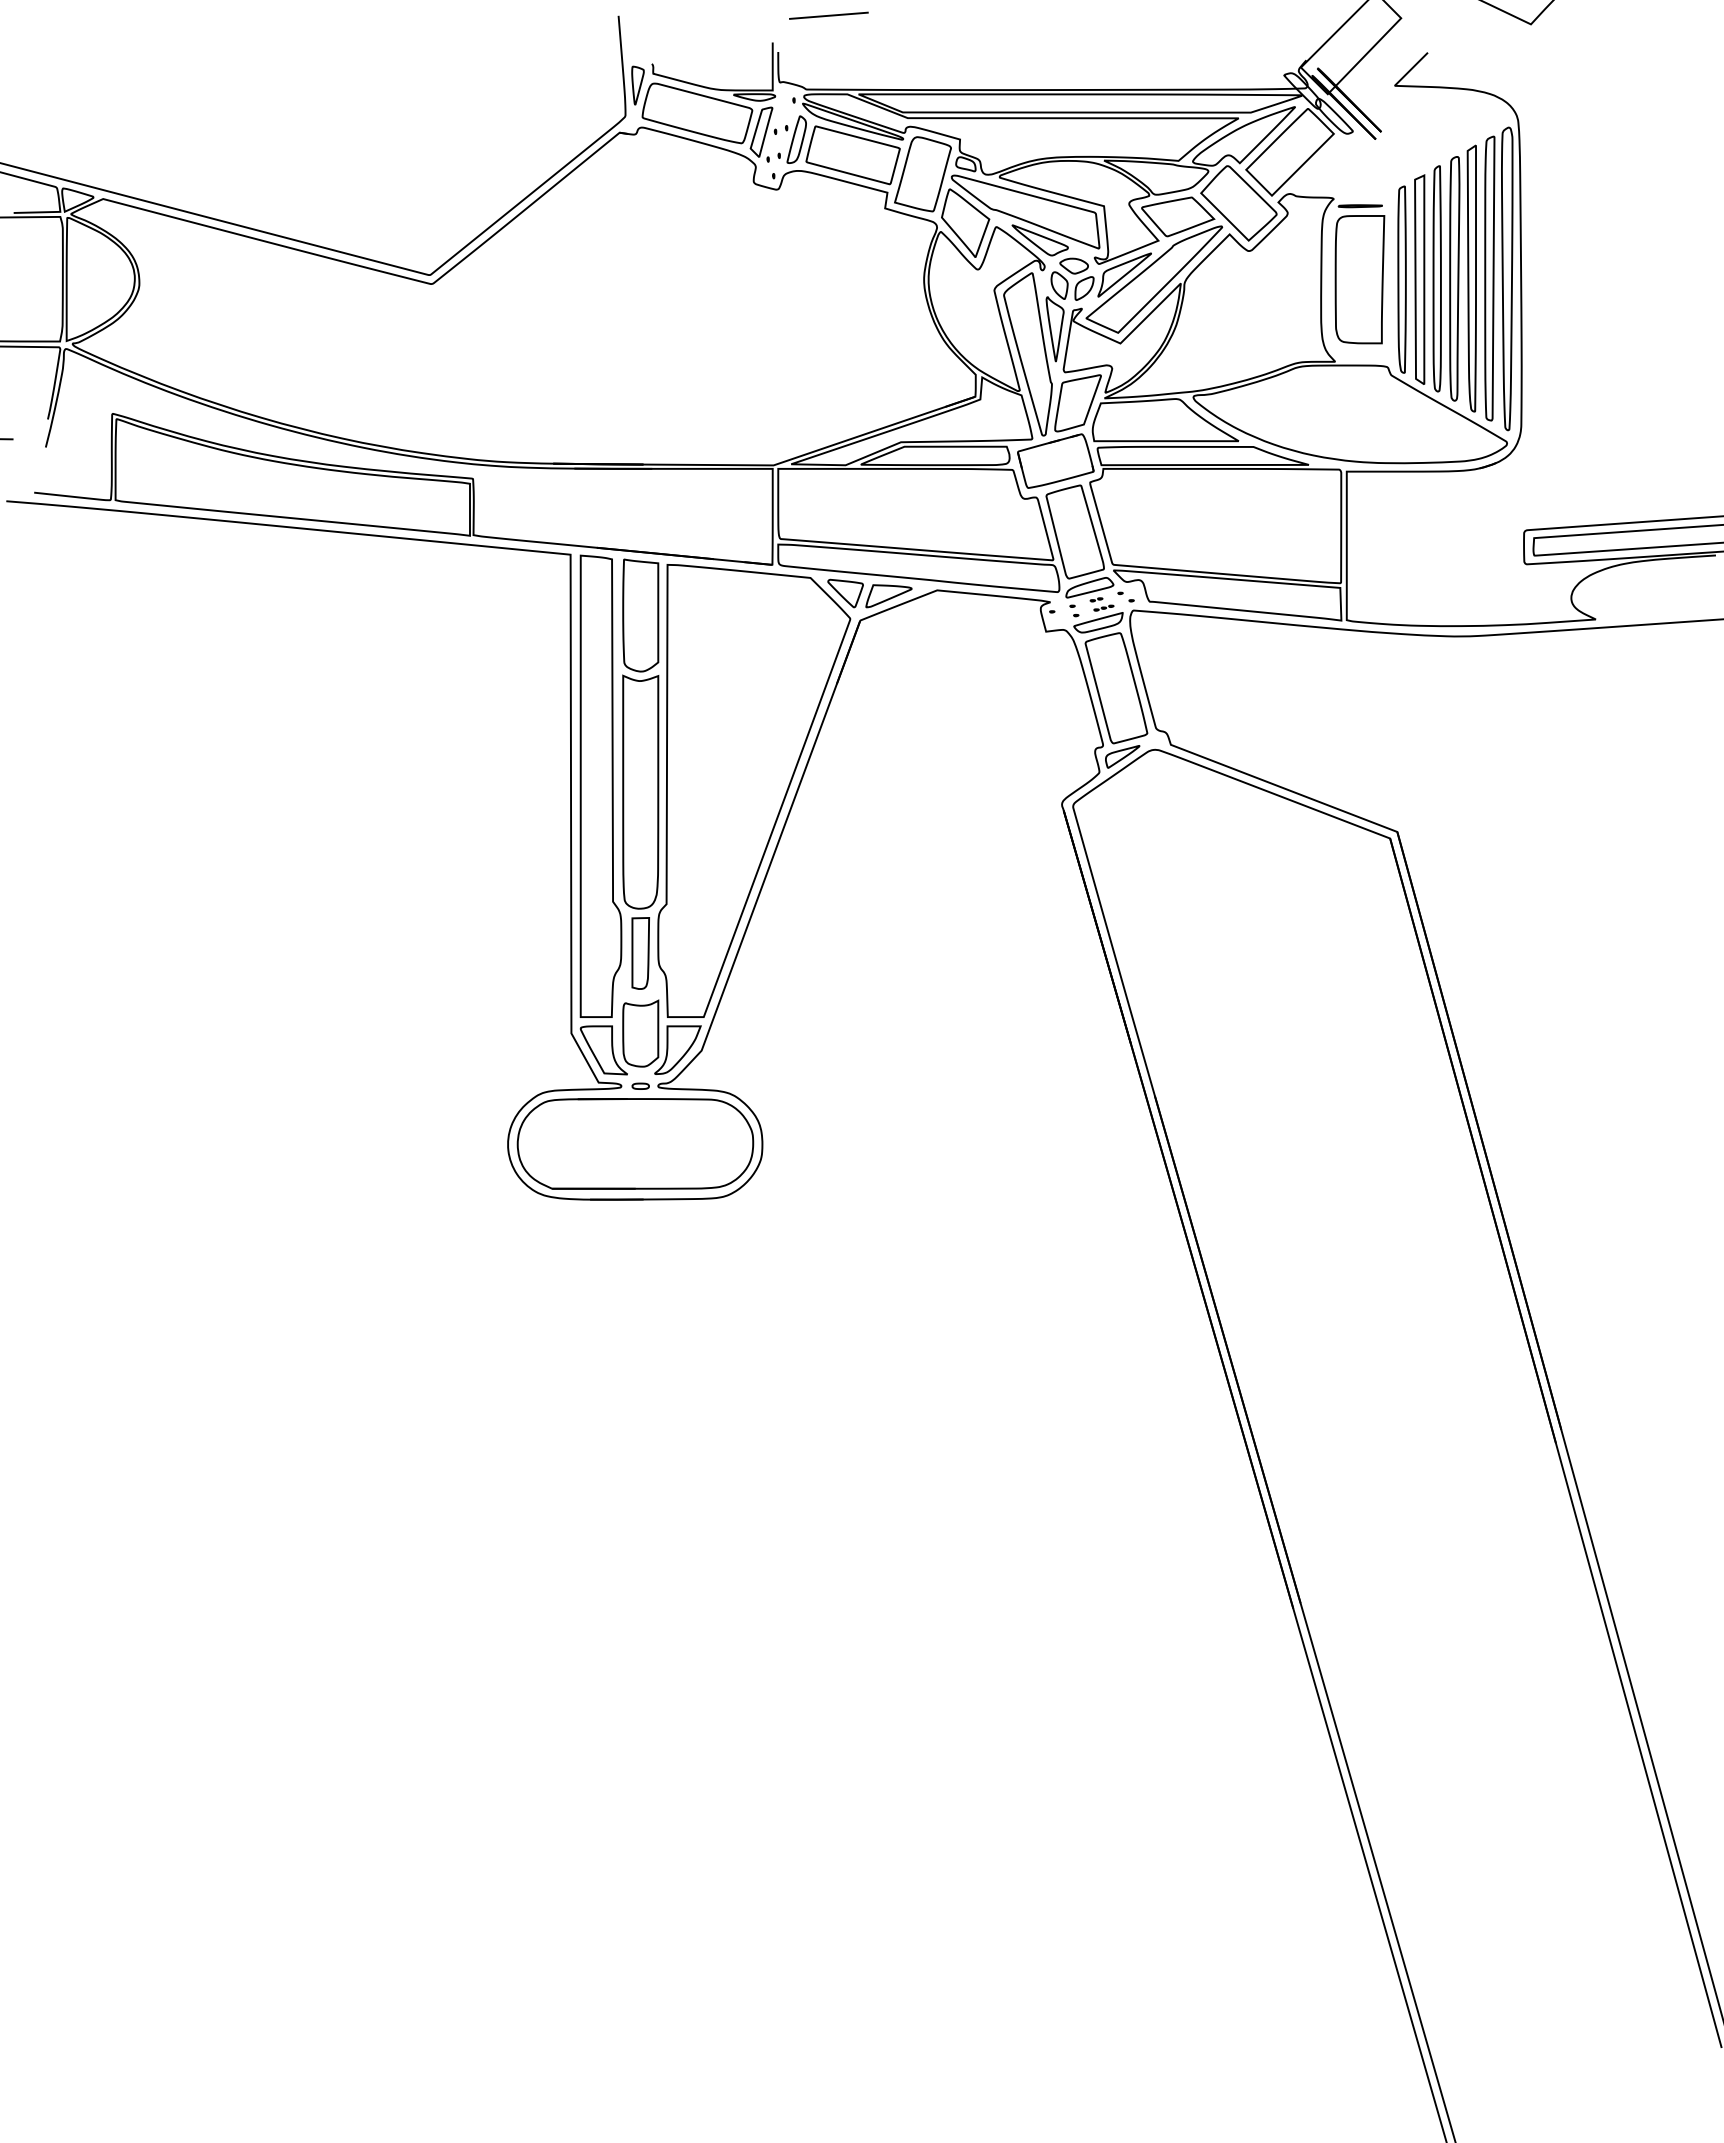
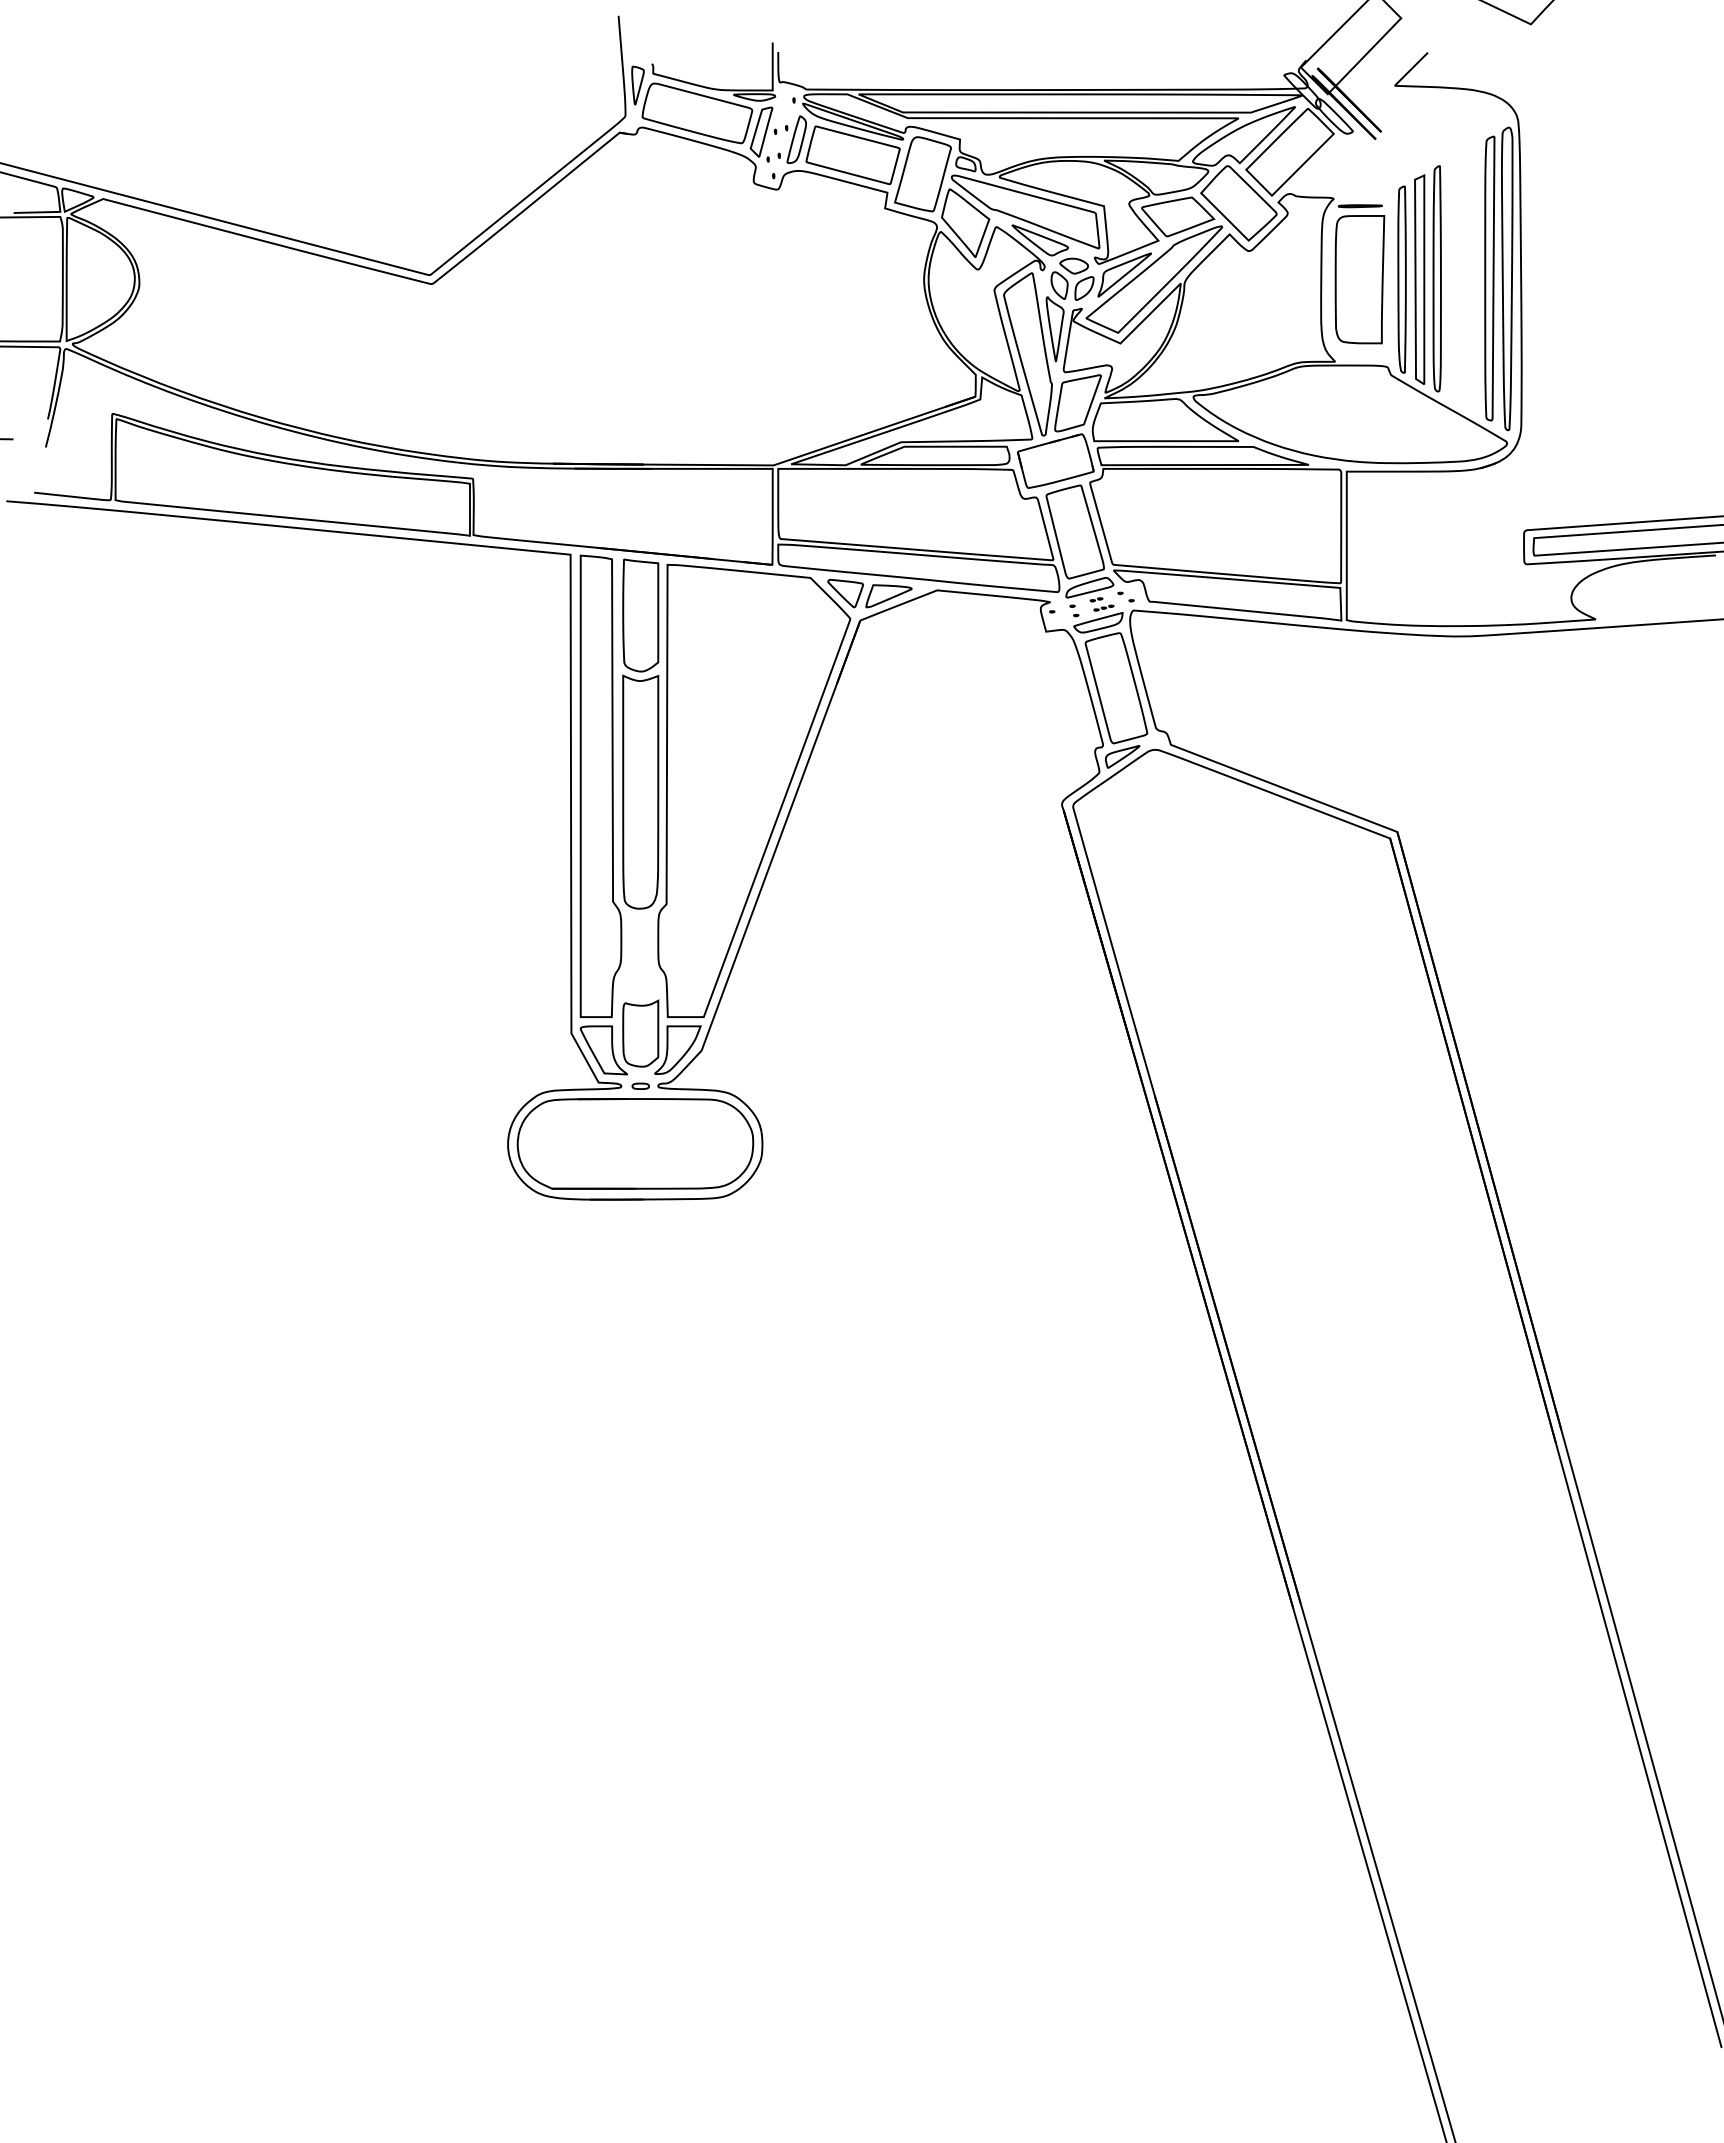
line: present -> none (828, 15)
part: present -> none (1462, 278)
part: present -> none (640, 953)
